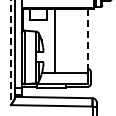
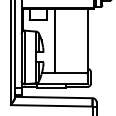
line: dashed -> solid (88, 41)
line: dashed -> solid (10, 53)
